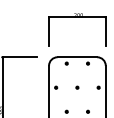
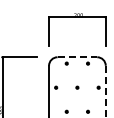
line: solid -> dashed (77, 57)
line: solid -> dashed (105, 91)
